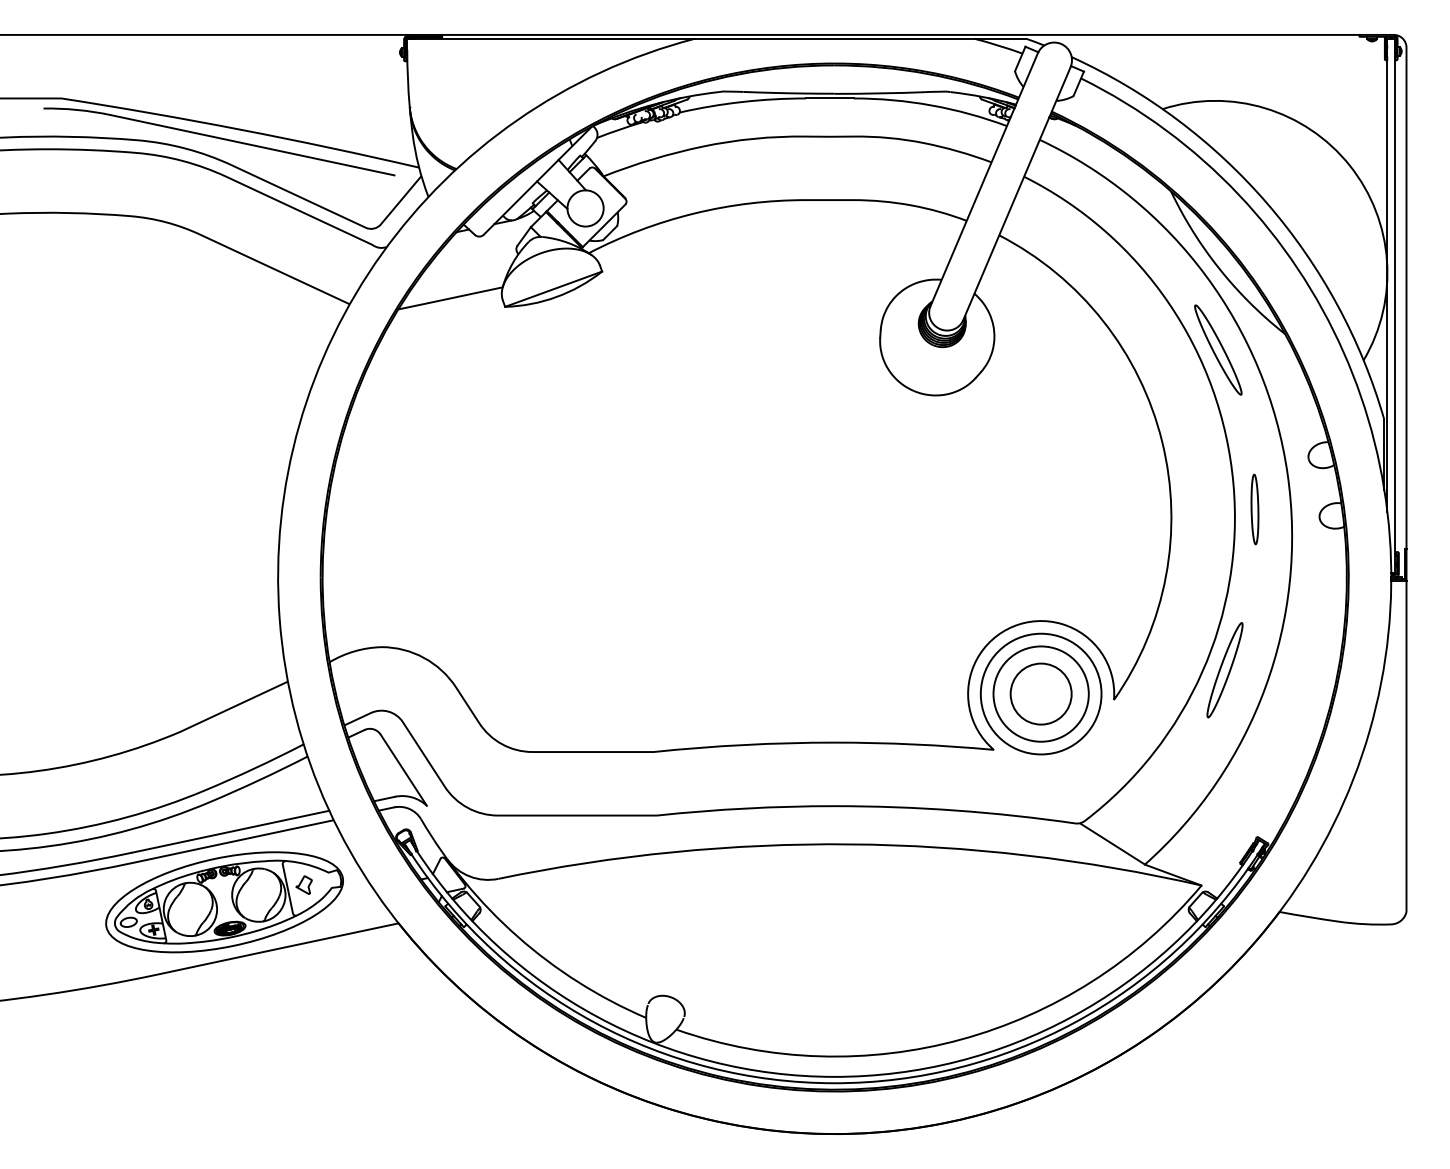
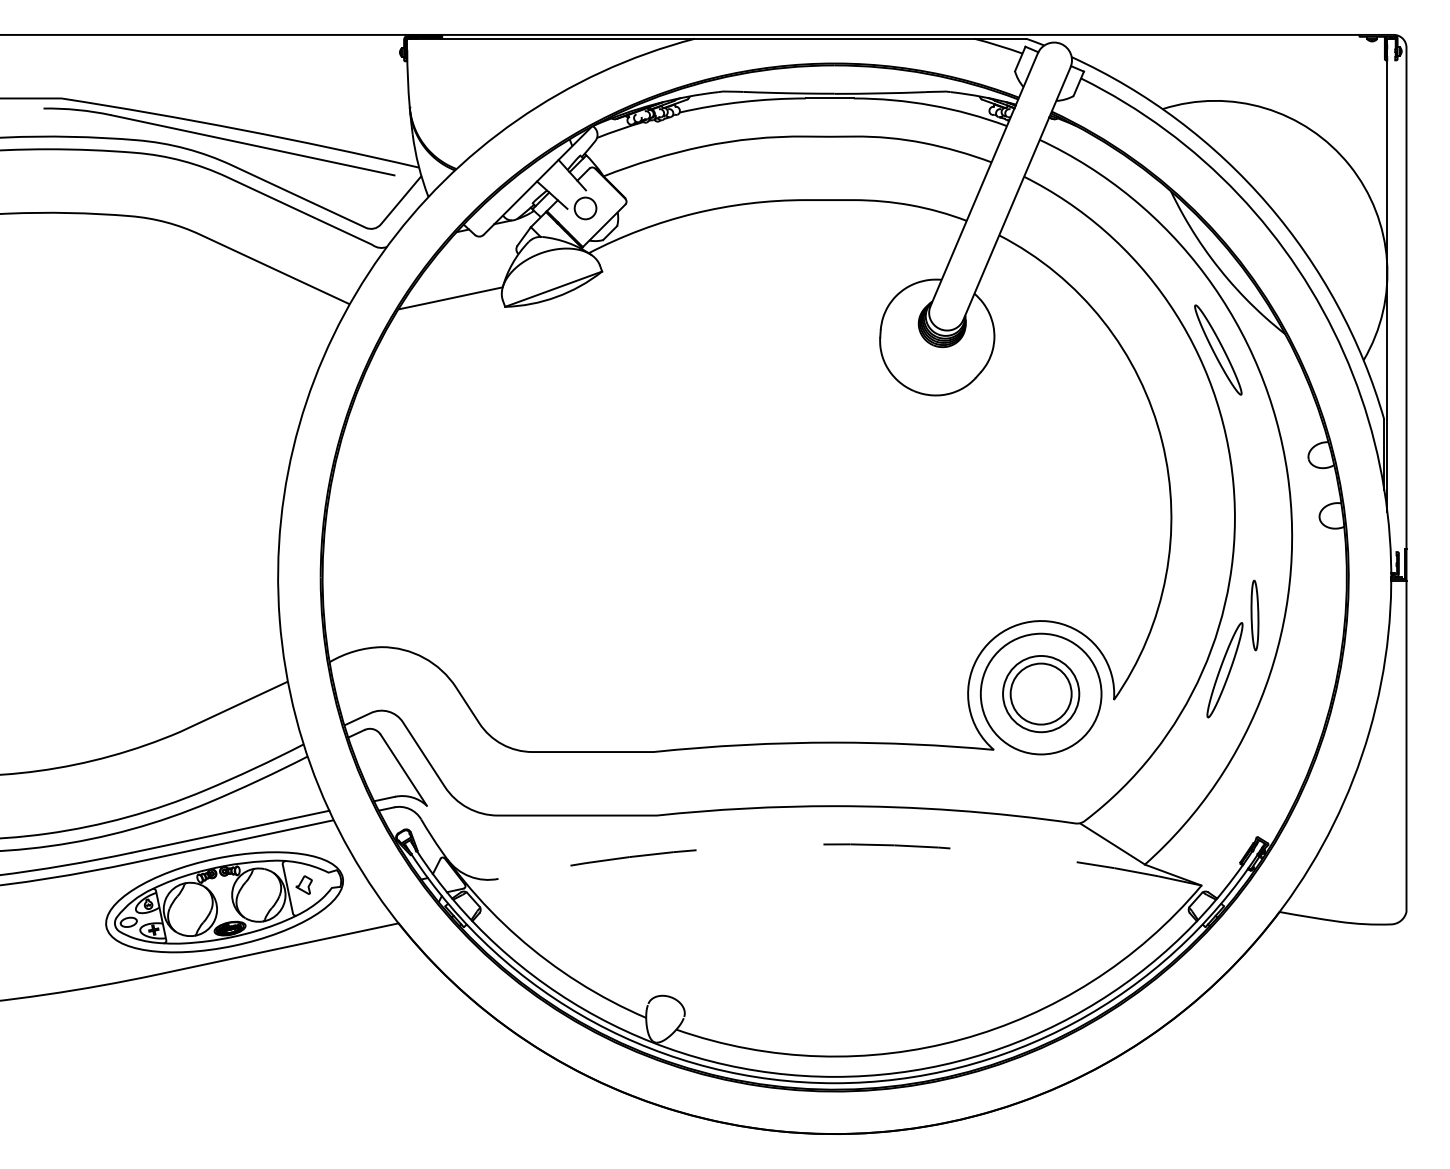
circle diameter: 36 px -> 22 px (585, 208)
line: present -> none (1395, 306)
part position: (1254, 509) -> (1254, 615) (1254, 615)
circle diameter: 95 px -> 76 px (1041, 693)
arc: solid -> dashed (850, 844)
